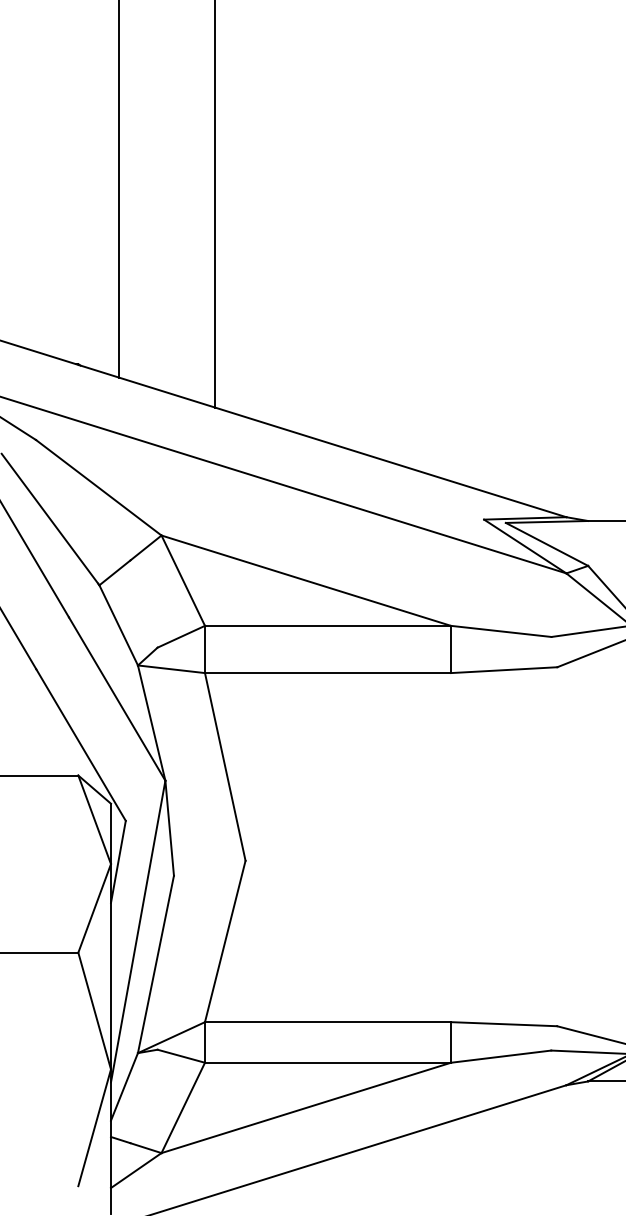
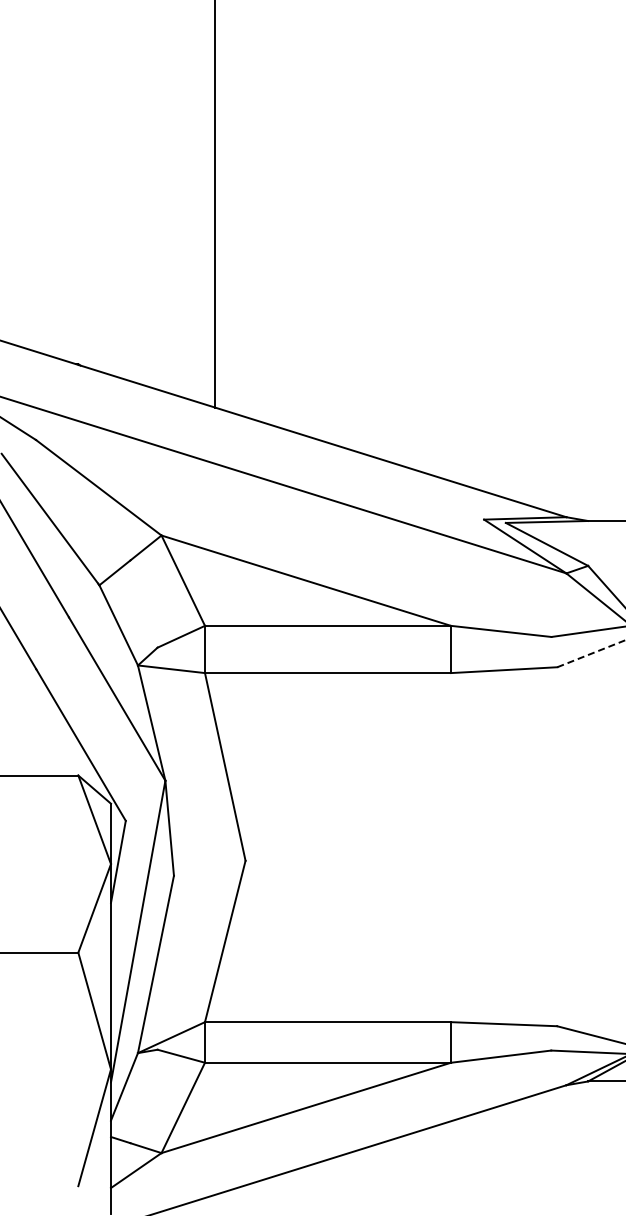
line: present -> none (119, 189)
line: solid -> dashed (591, 653)
